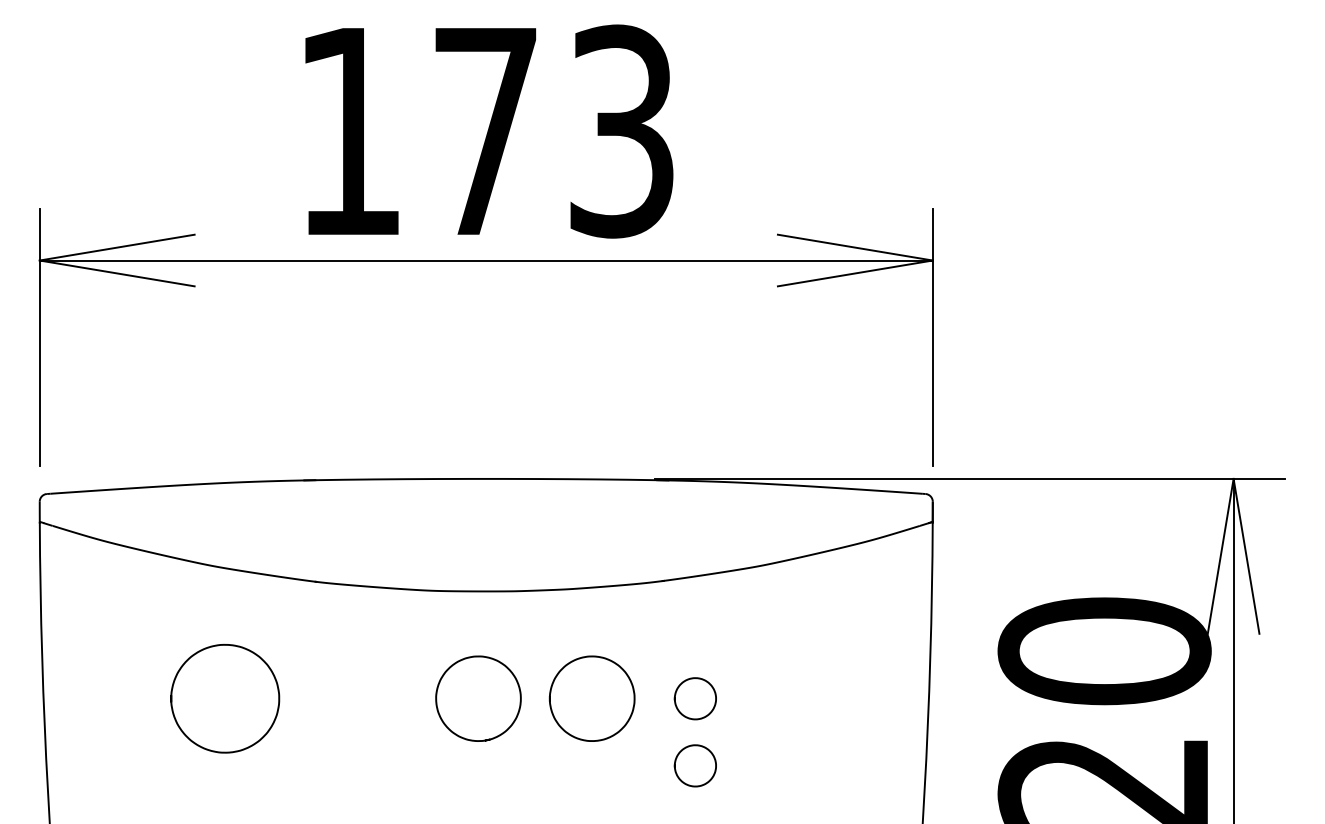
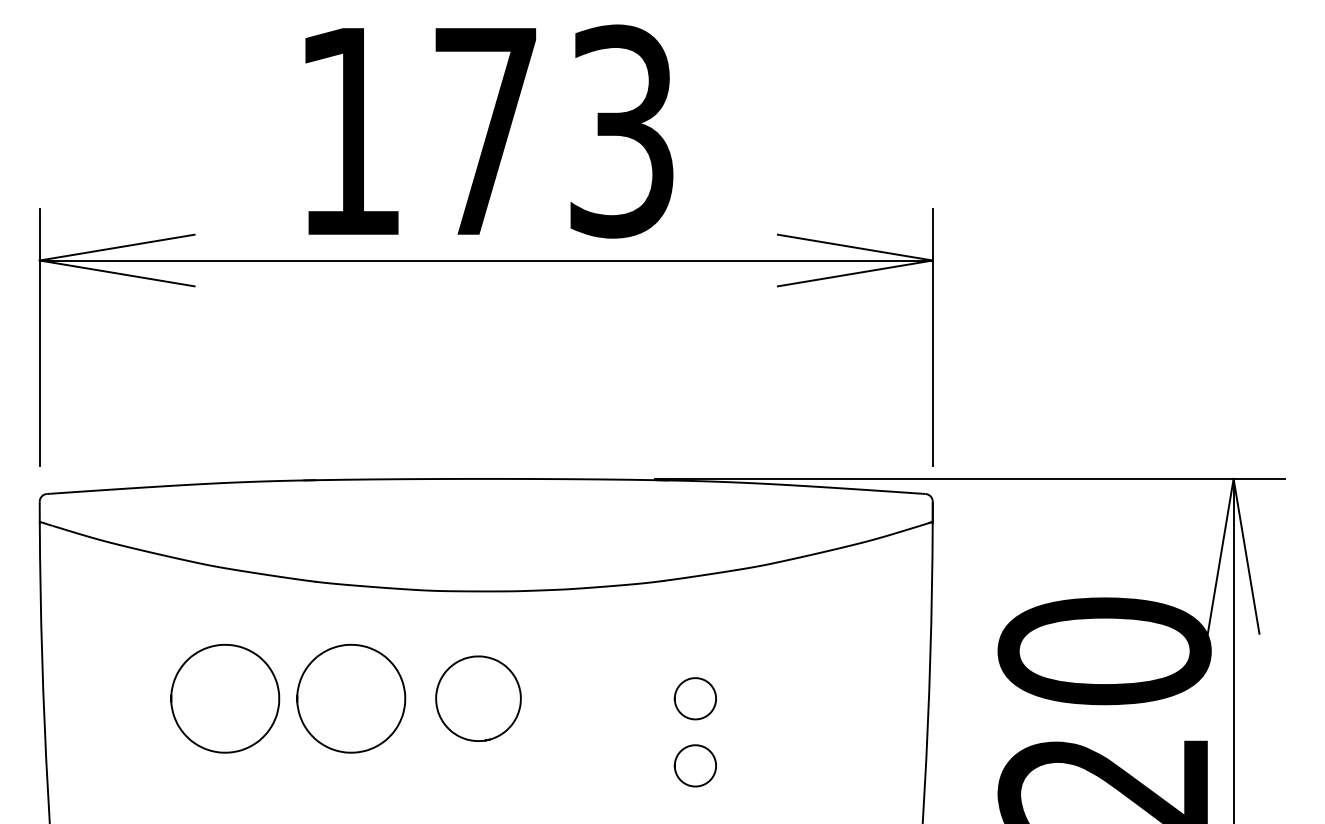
curve: none -> present (374, 651)
curve: present -> none (552, 688)
